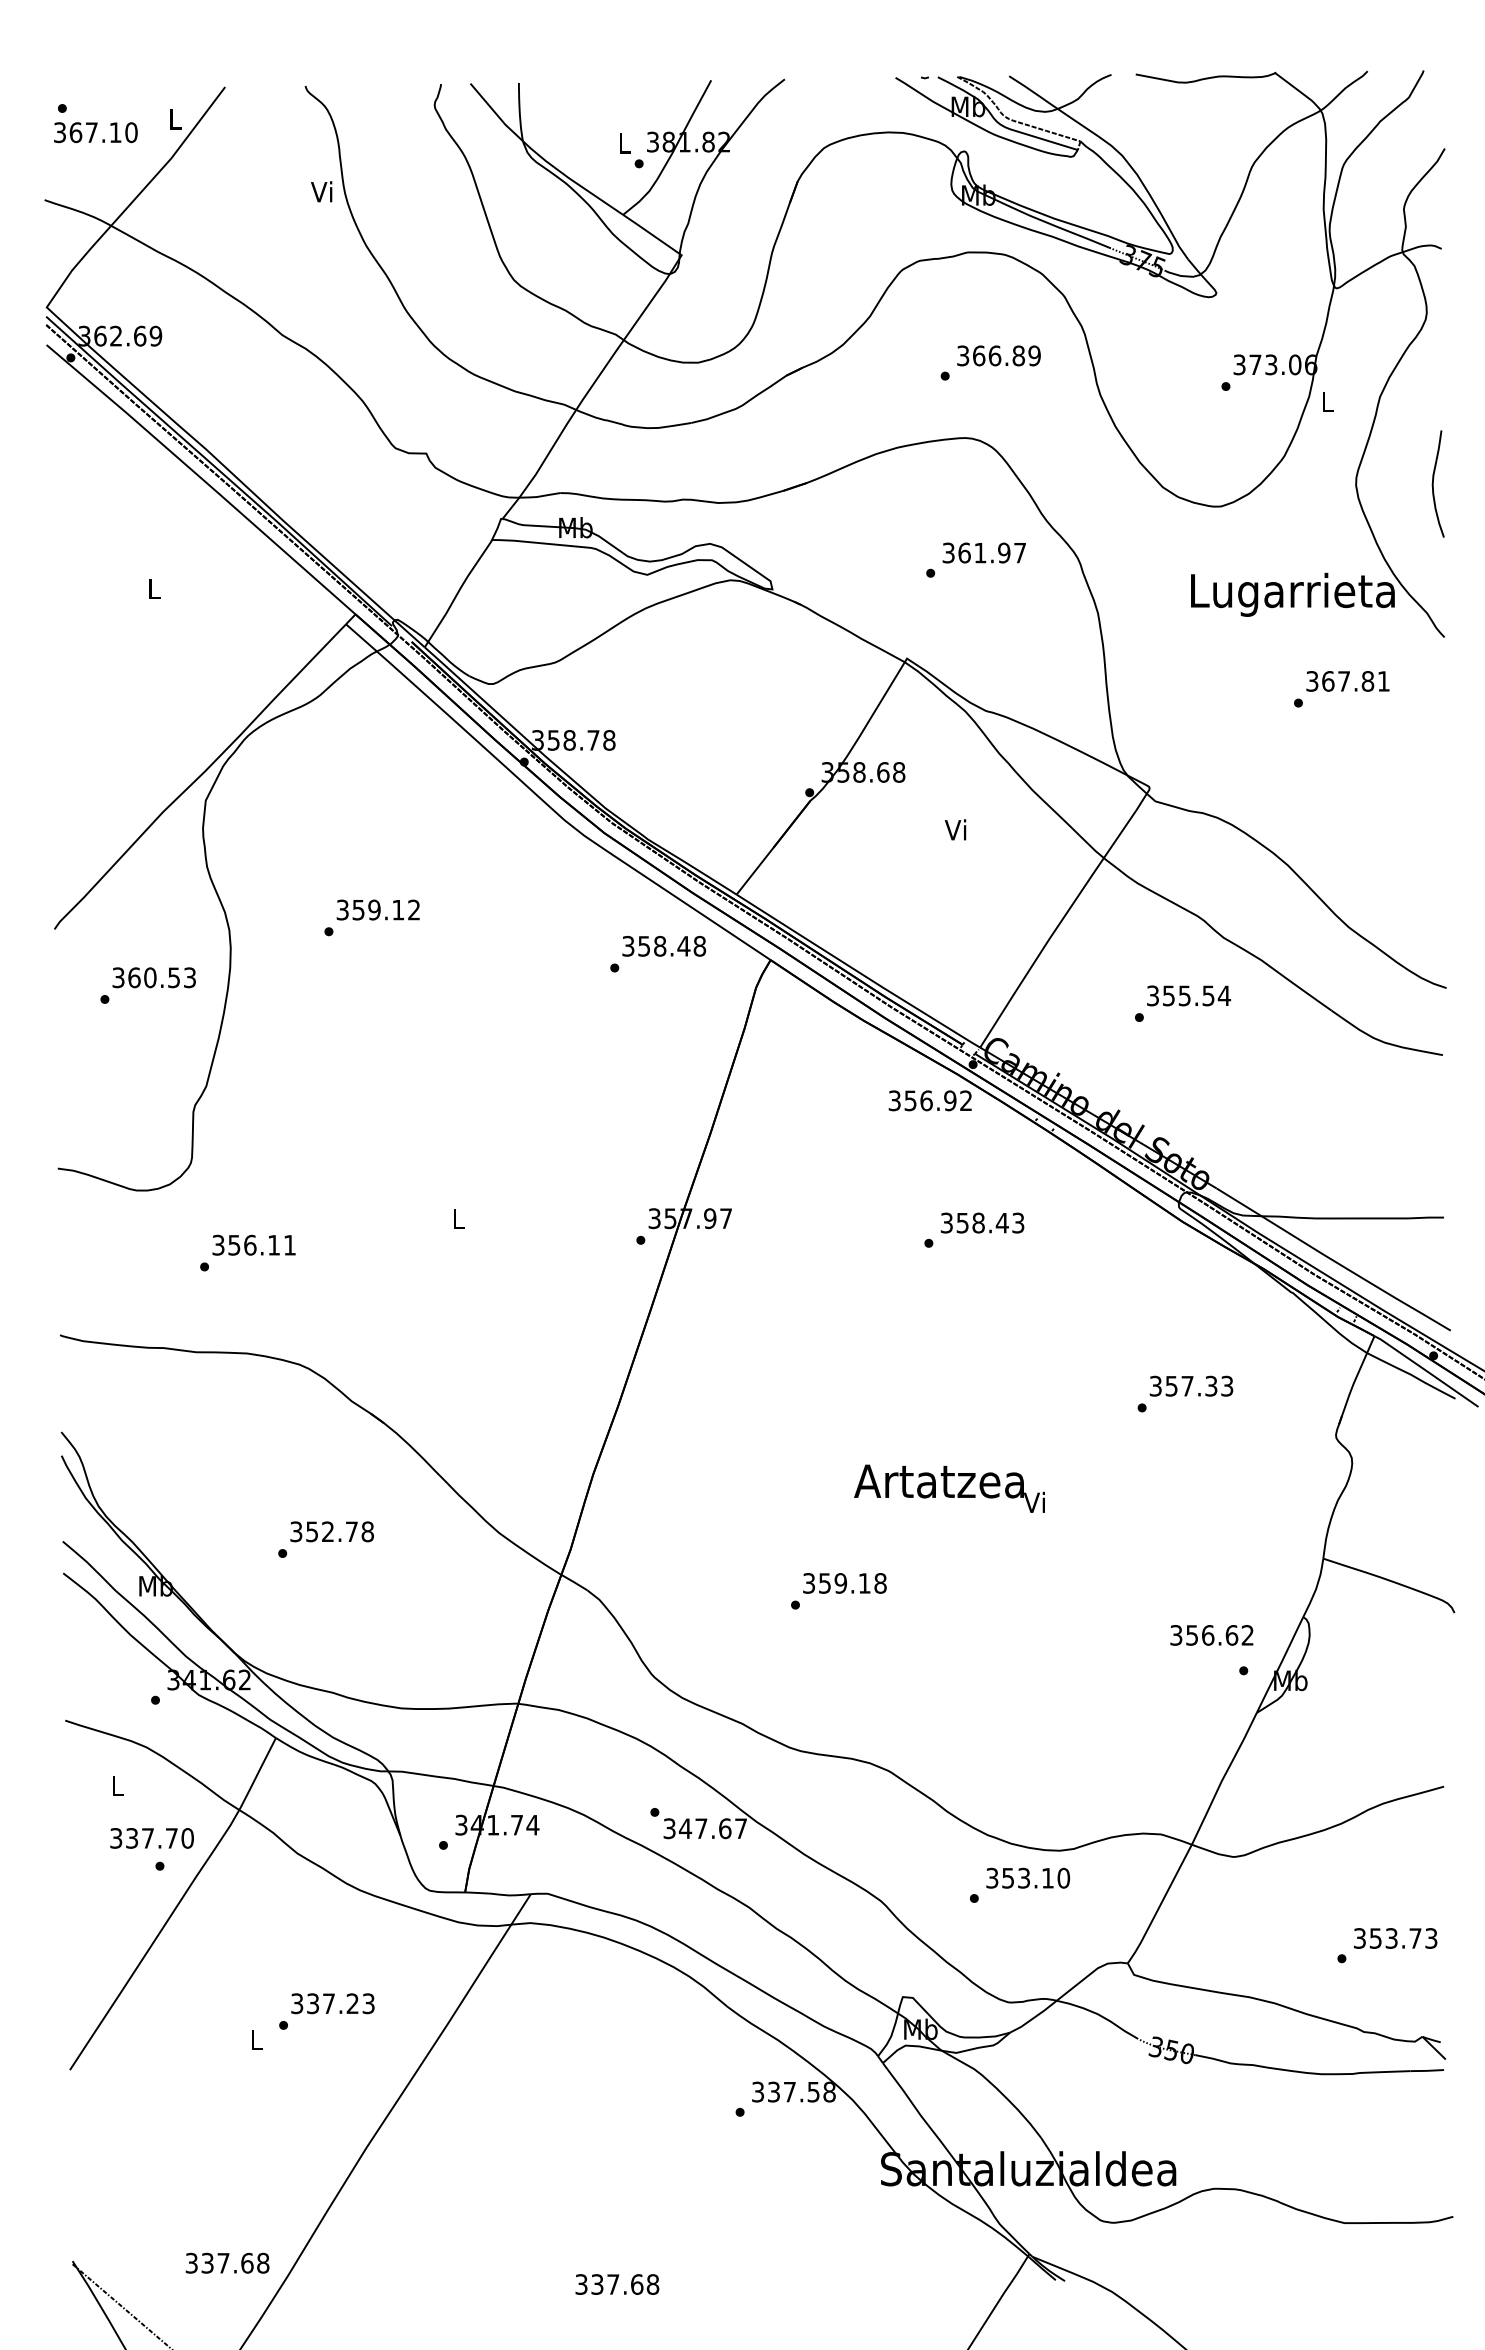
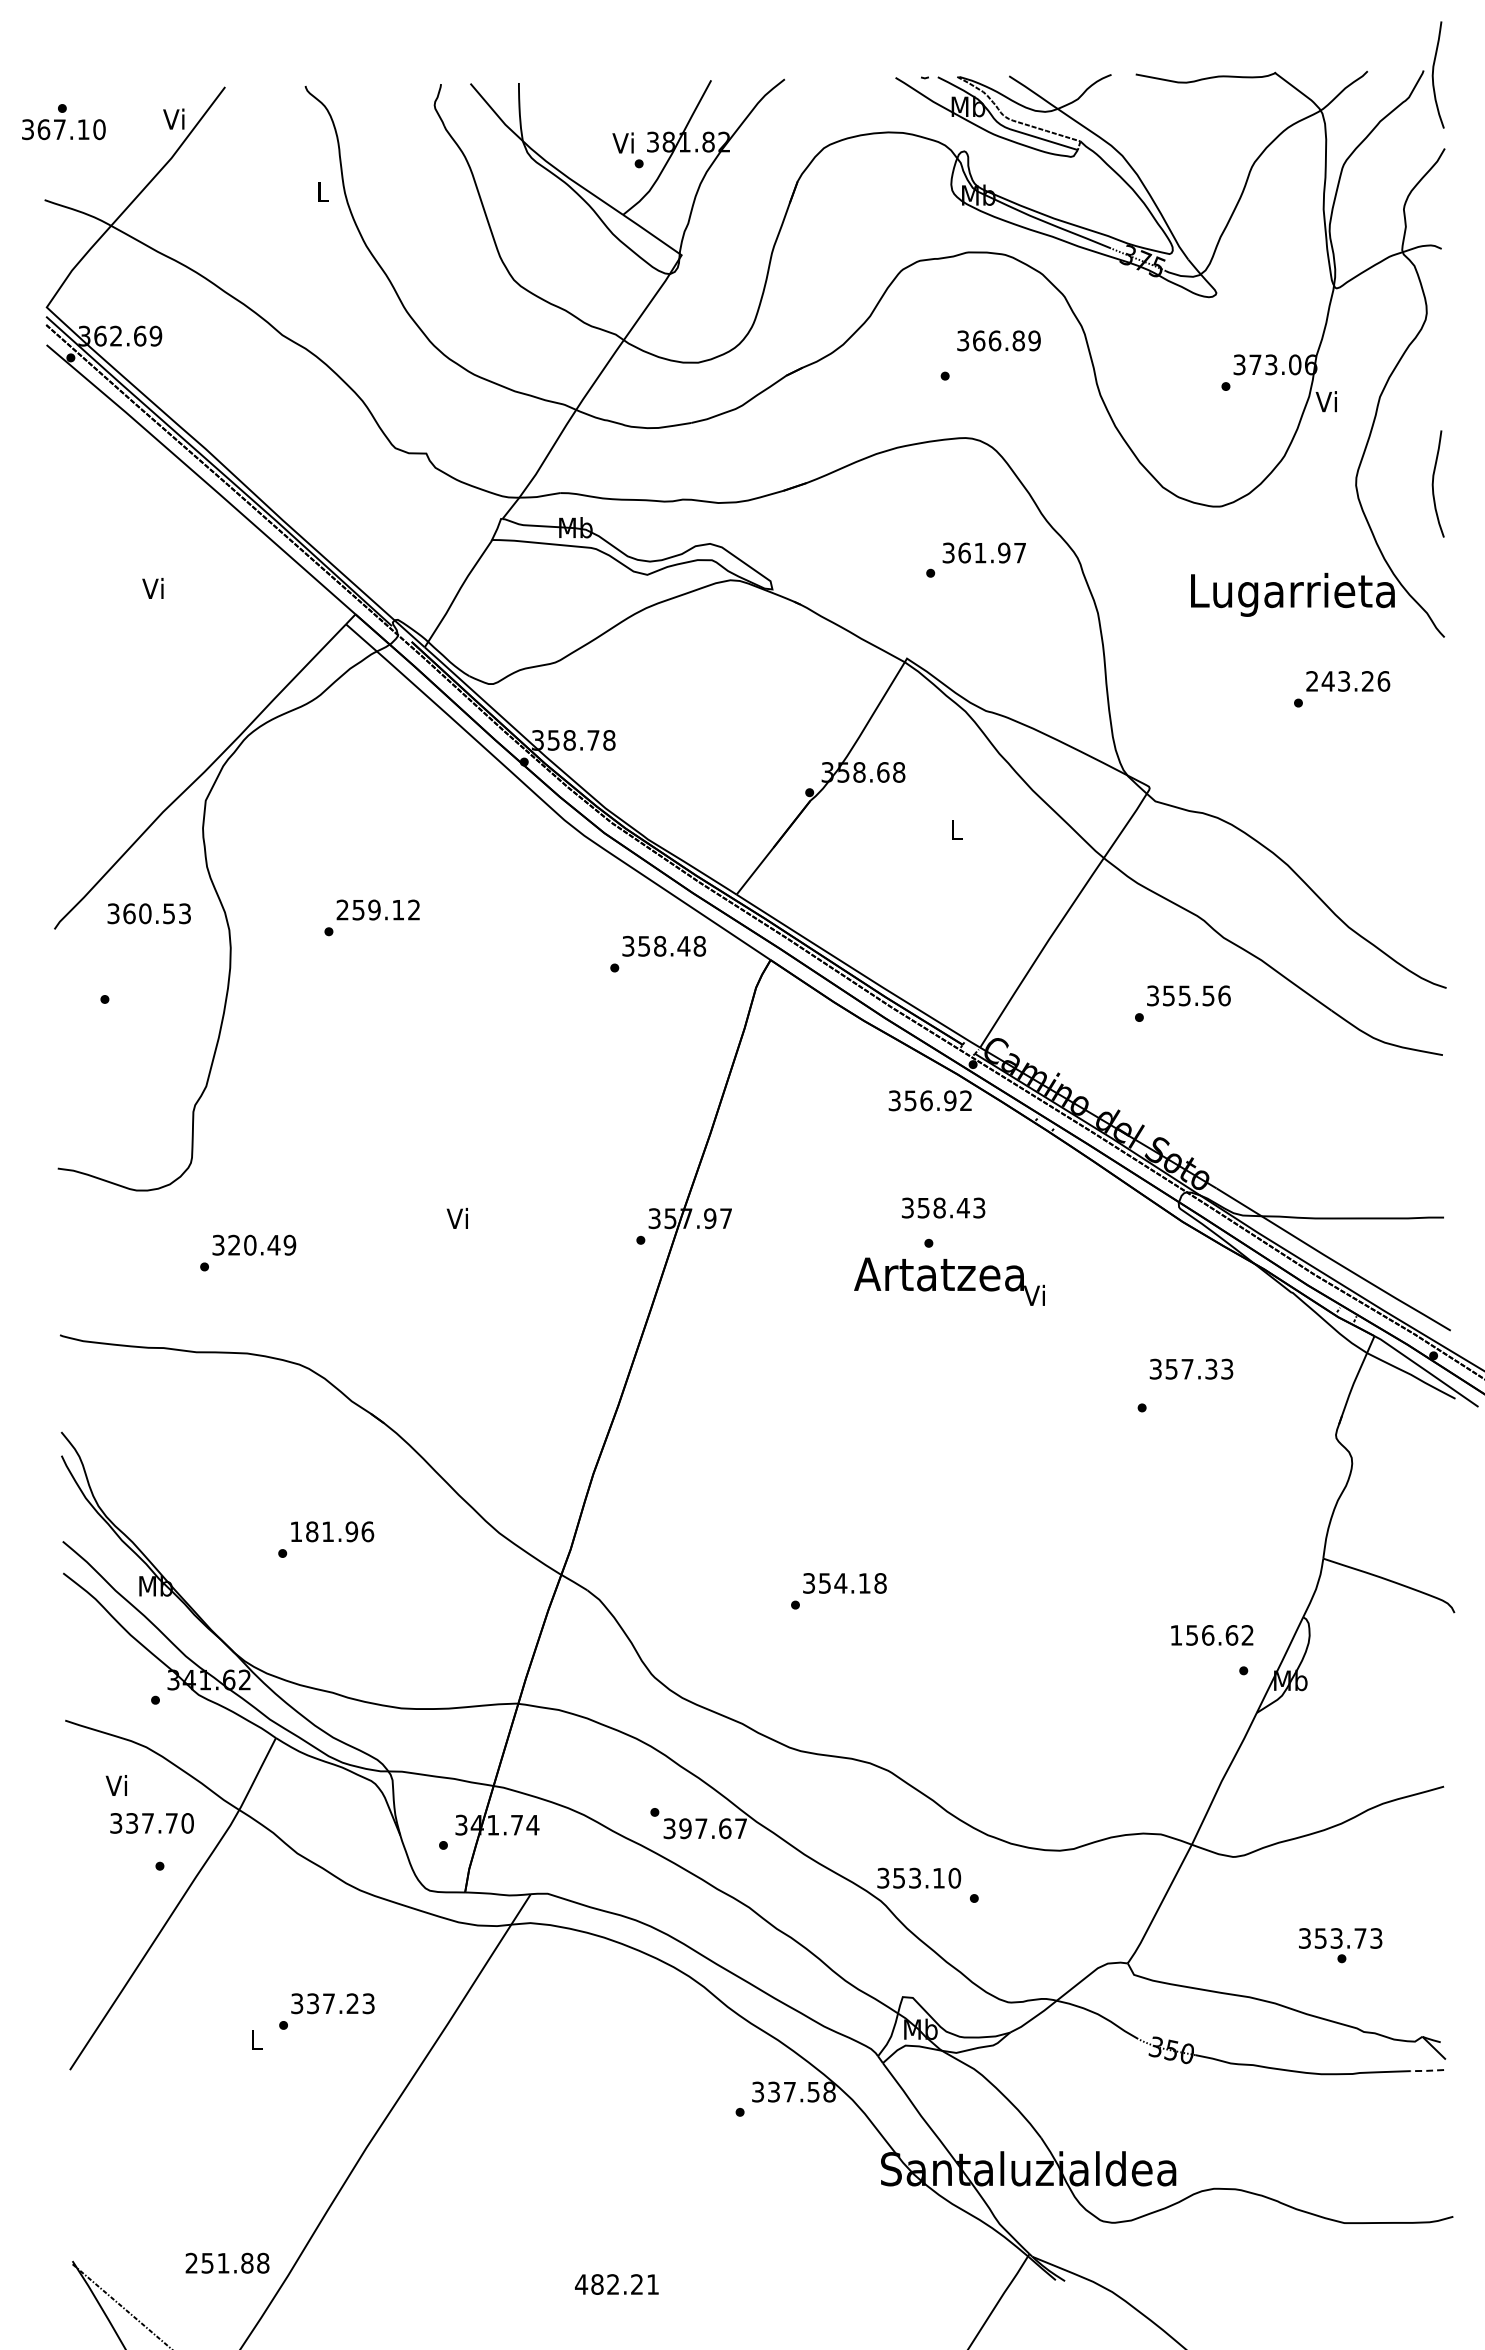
curve: none -> present (1433, 74)
text: L -> Vi (173, 118)
text position: (95, 132) -> (63, 129) (63, 129)
text: L -> Vi (622, 142)
text: Vi -> L (321, 191)
text position: (998, 355) -> (998, 340) (998, 340)
text: L -> Vi (1325, 401)
text: L -> Vi (152, 588)
text: 367.81 -> 243.26 (1348, 681)
text: Vi -> L (955, 829)
text: 359.12 -> 259.12 (342, 910)
text position: (153, 977) -> (148, 913) (148, 913)
text: 355.54 -> 355.56 (1223, 995)
text: L -> Vi (456, 1217)
text position: (982, 1222) -> (943, 1207) (943, 1207)
text: 356.11 -> 320.49 (262, 1244)
text position: (1191, 1385) -> (1191, 1368) (1191, 1368)
text position: (949, 1488) -> (949, 1281) (949, 1281)
text: 352.78 -> 181.96 (332, 1531)
text: 359.18 -> 354.18 (840, 1583)
text: 356.62 -> 156.62 (1176, 1635)
text: L -> Vi (115, 1785)
text: 347.67 -> 397.67 (685, 1828)
text position: (151, 1838) -> (151, 1823) (151, 1823)
text position: (1028, 1877) -> (919, 1877) (919, 1877)
text position: (1395, 1938) -> (1340, 1938) (1340, 1938)
line: solid -> dashed (1426, 2070)
text: 337.68 -> 251.88 (219, 2262)
text: 337.68 -> 482.21 (617, 2284)
